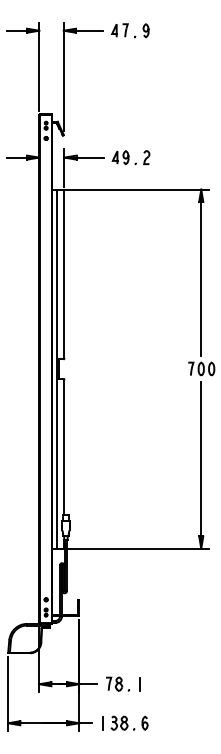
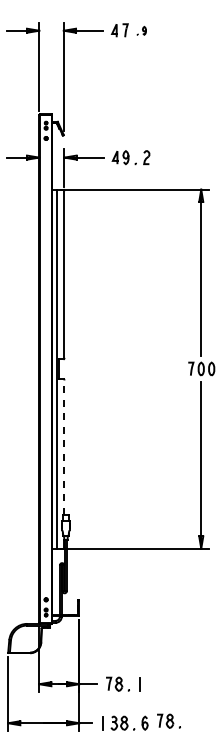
part size: 16x16 px -> 11x10 px (141, 30)
line: solid -> dashed (64, 447)
part: none -> present (168, 720)
